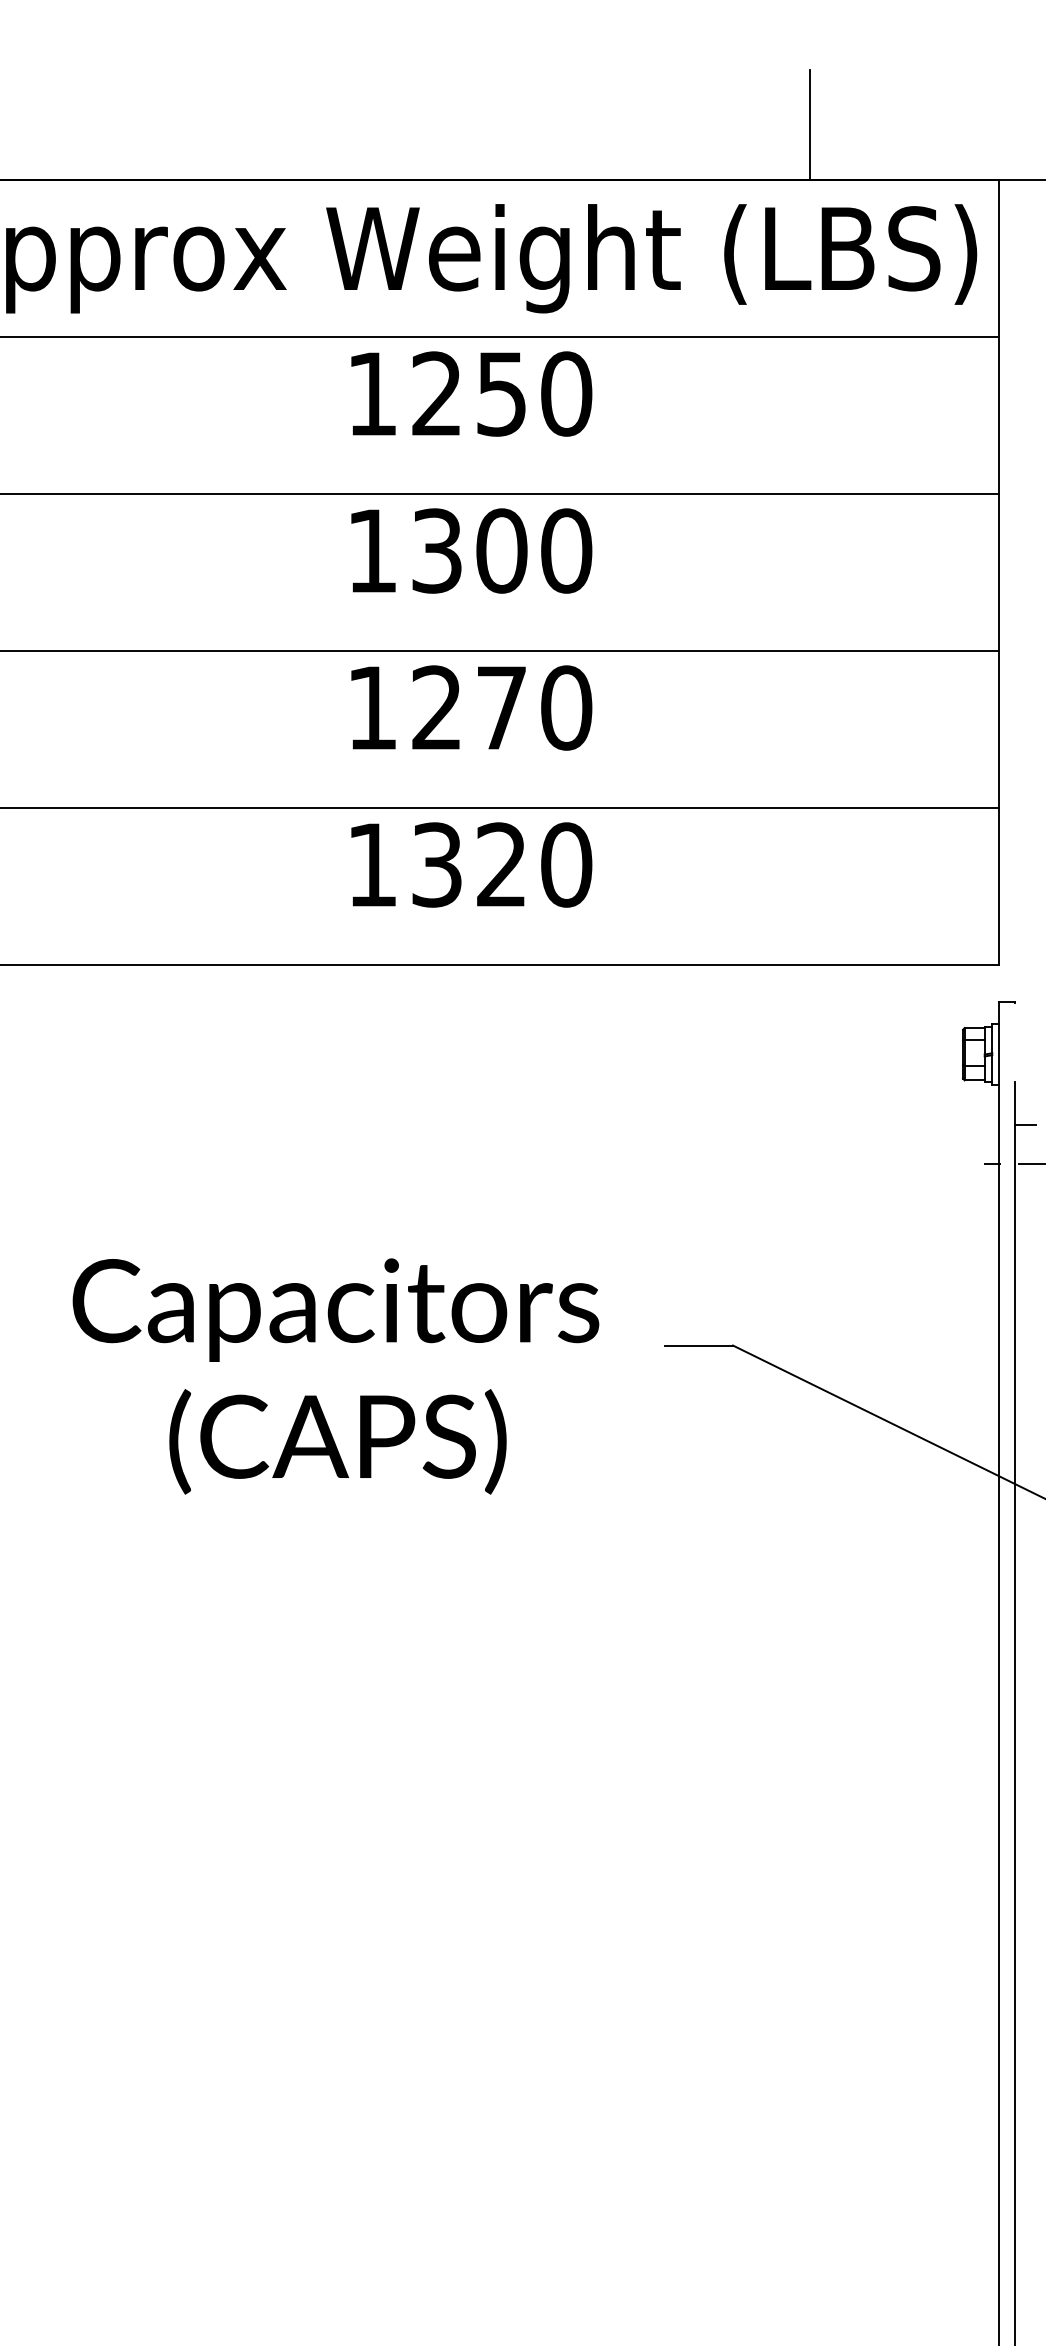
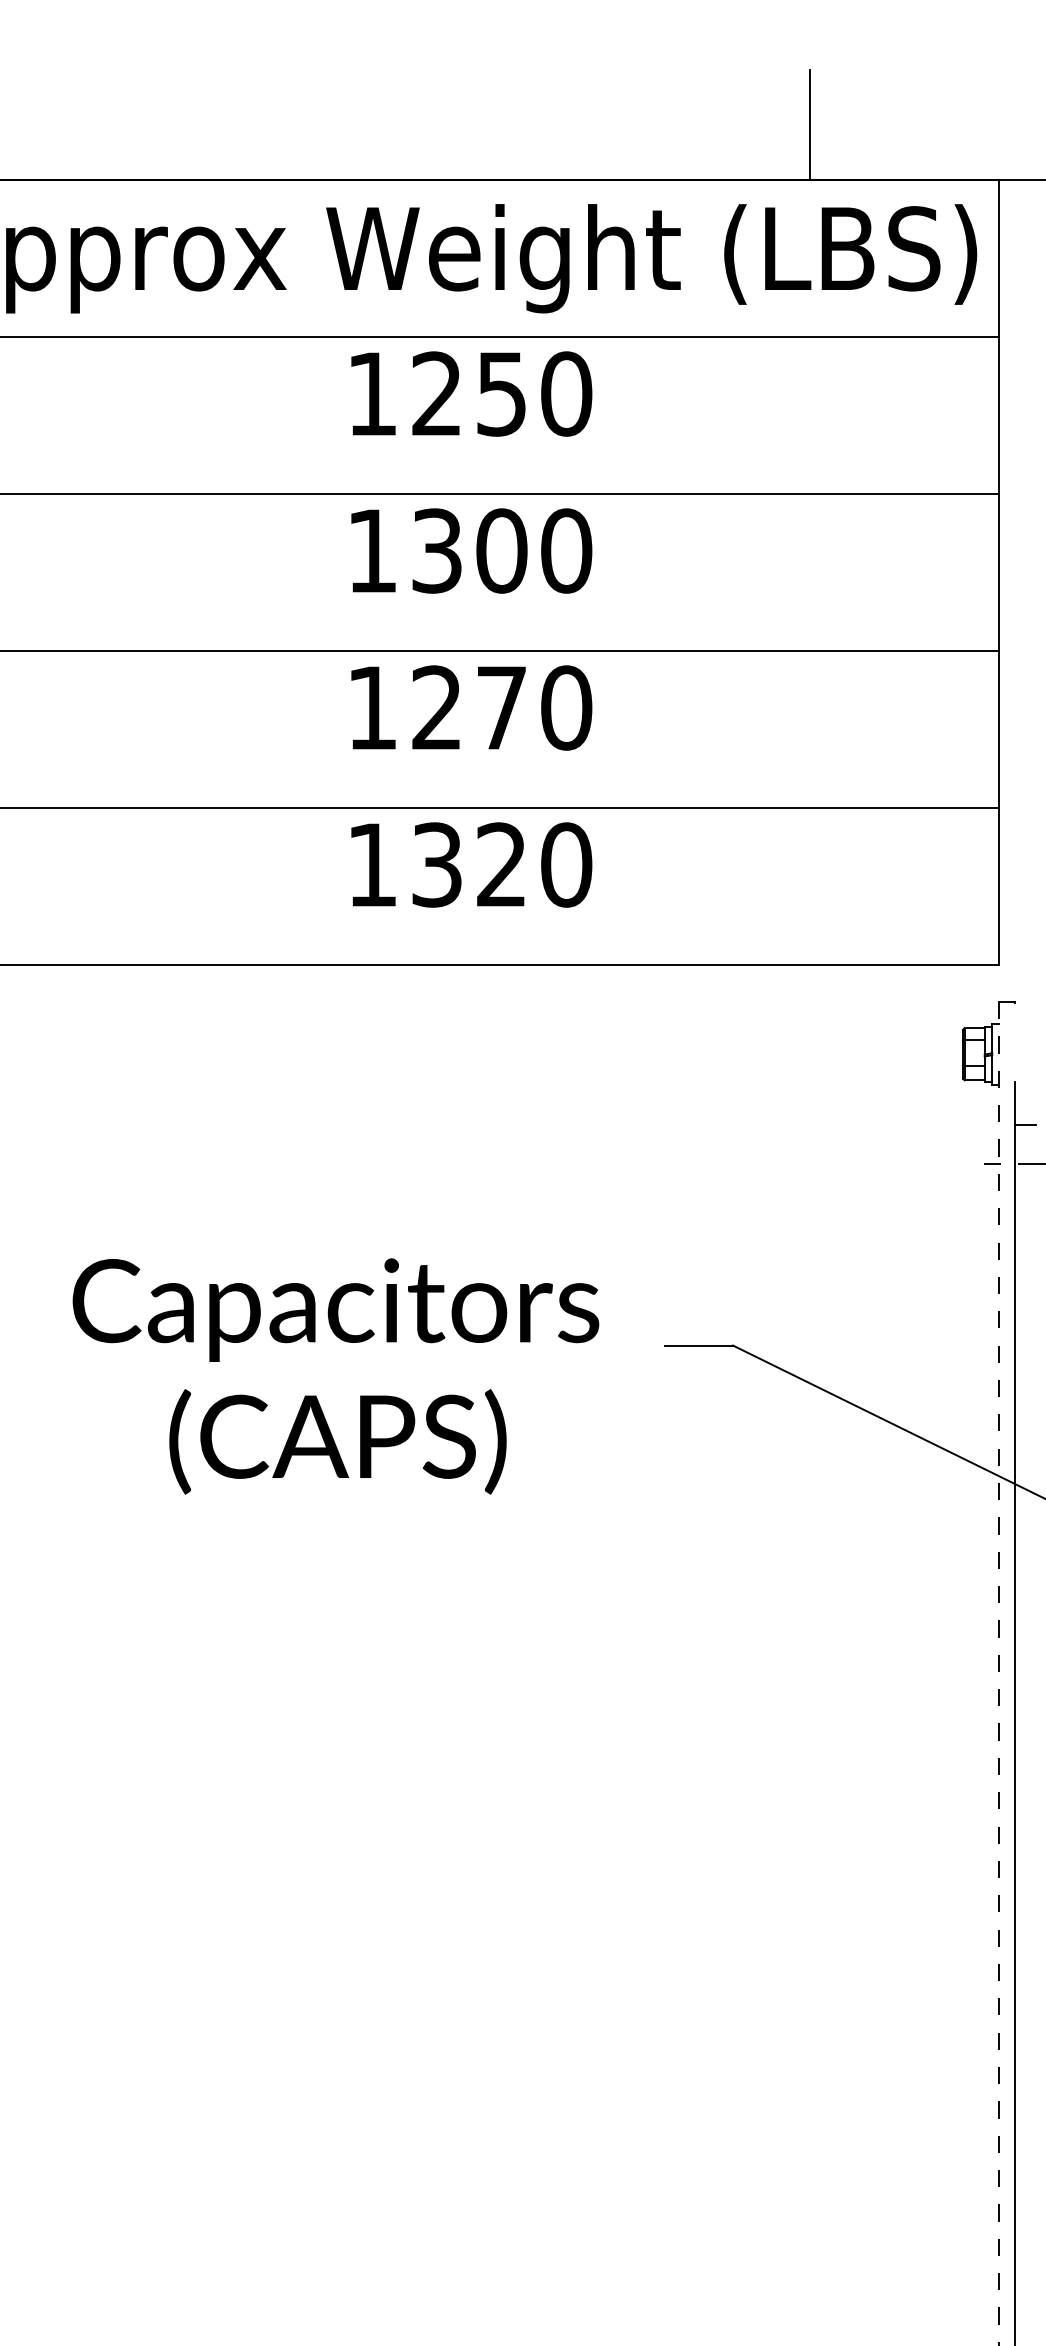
line: solid -> dashed (999, 1673)
